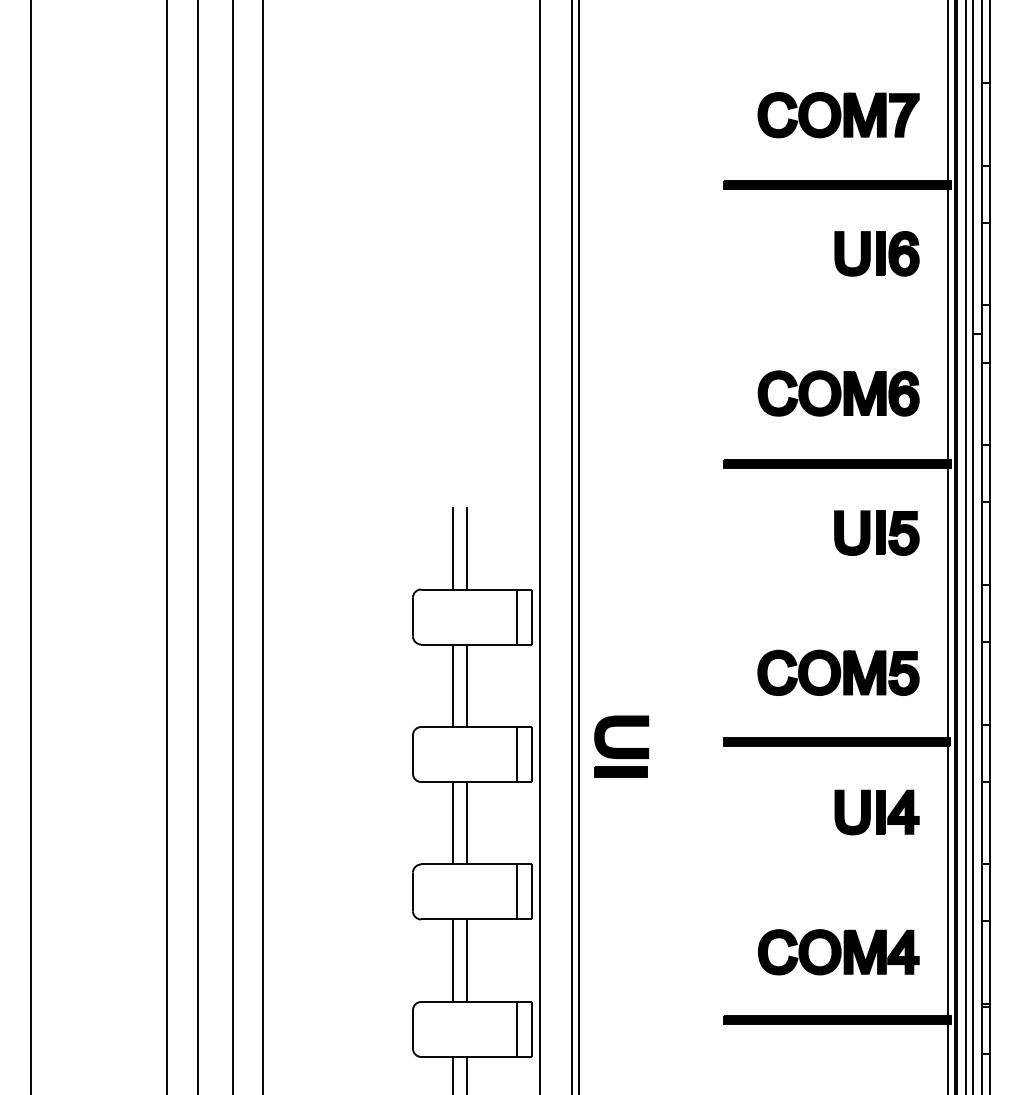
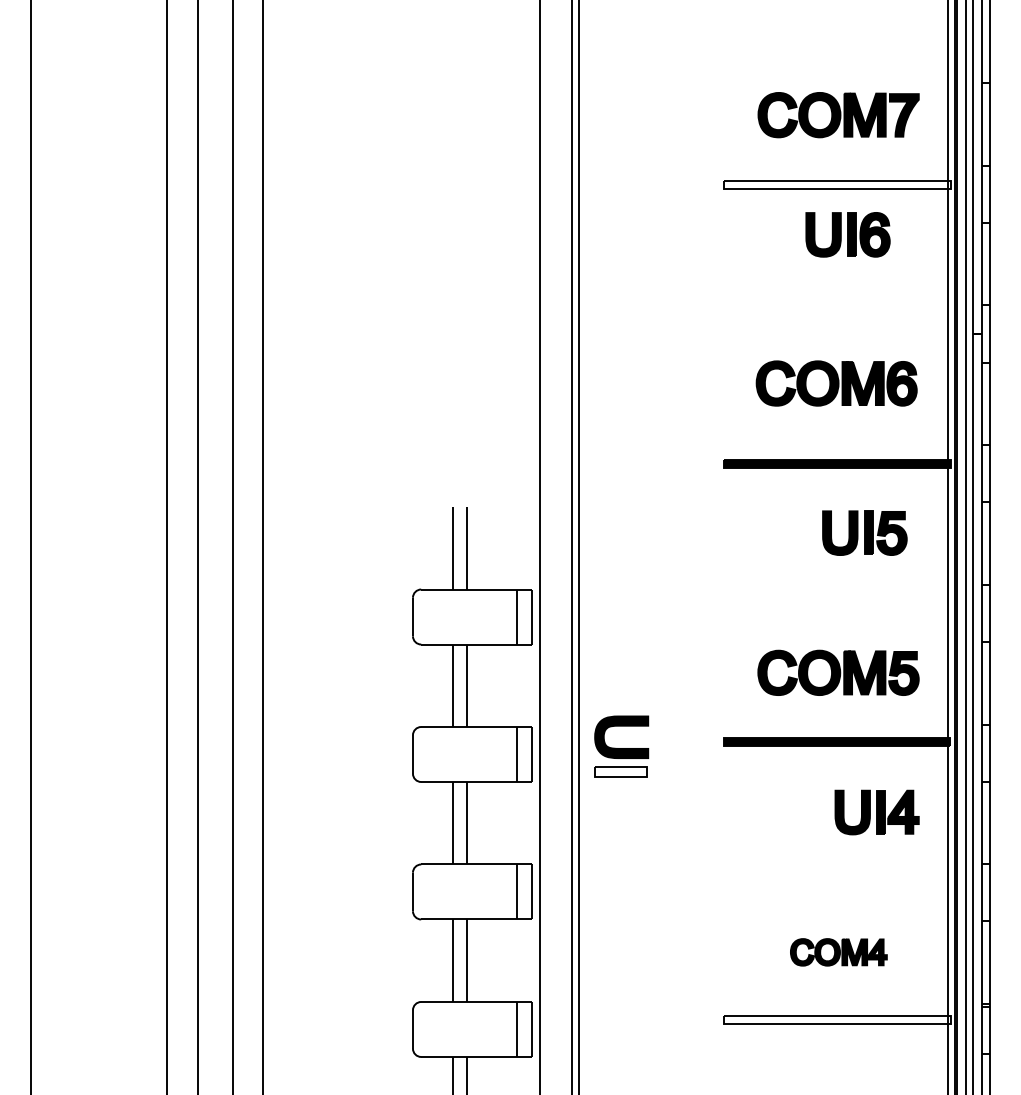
fill: present -> none (837, 184)
part position: (876, 253) -> (847, 234) (847, 234)
part position: (838, 393) -> (836, 383) (836, 383)
part position: (876, 532) -> (864, 532) (864, 532)
fill: present -> none (621, 771)
part size: 162x47 px -> 98x29 px (838, 952)
fill: present -> none (837, 1020)
